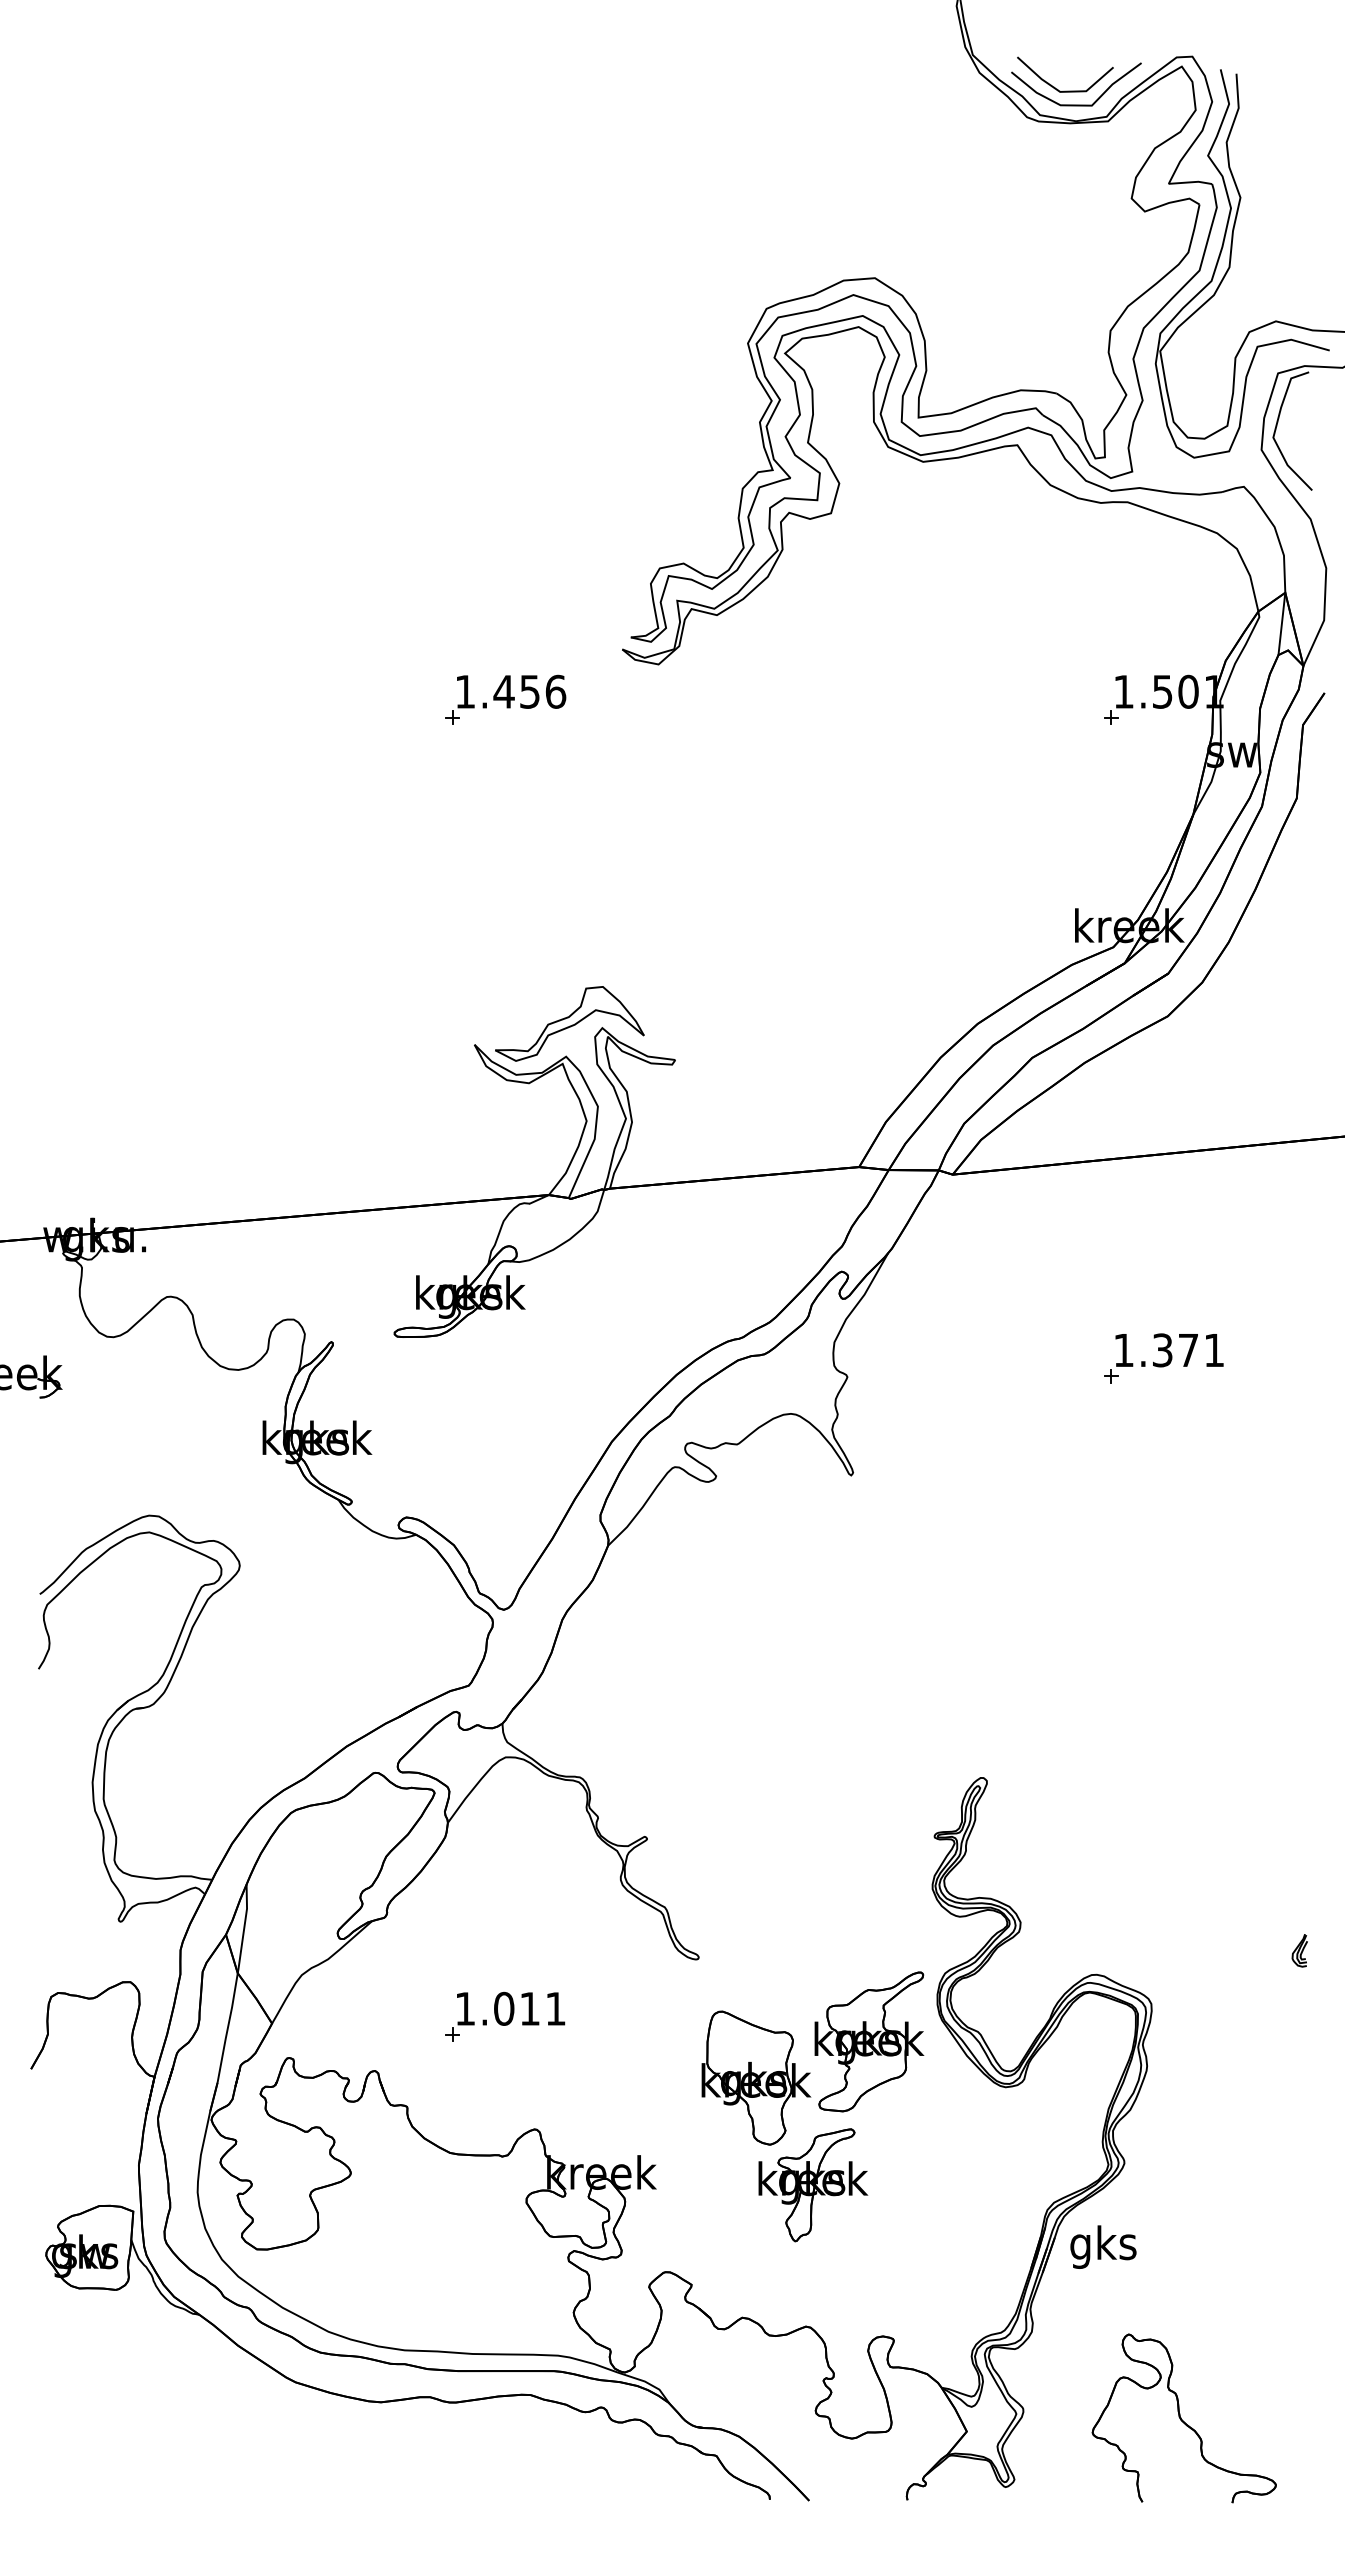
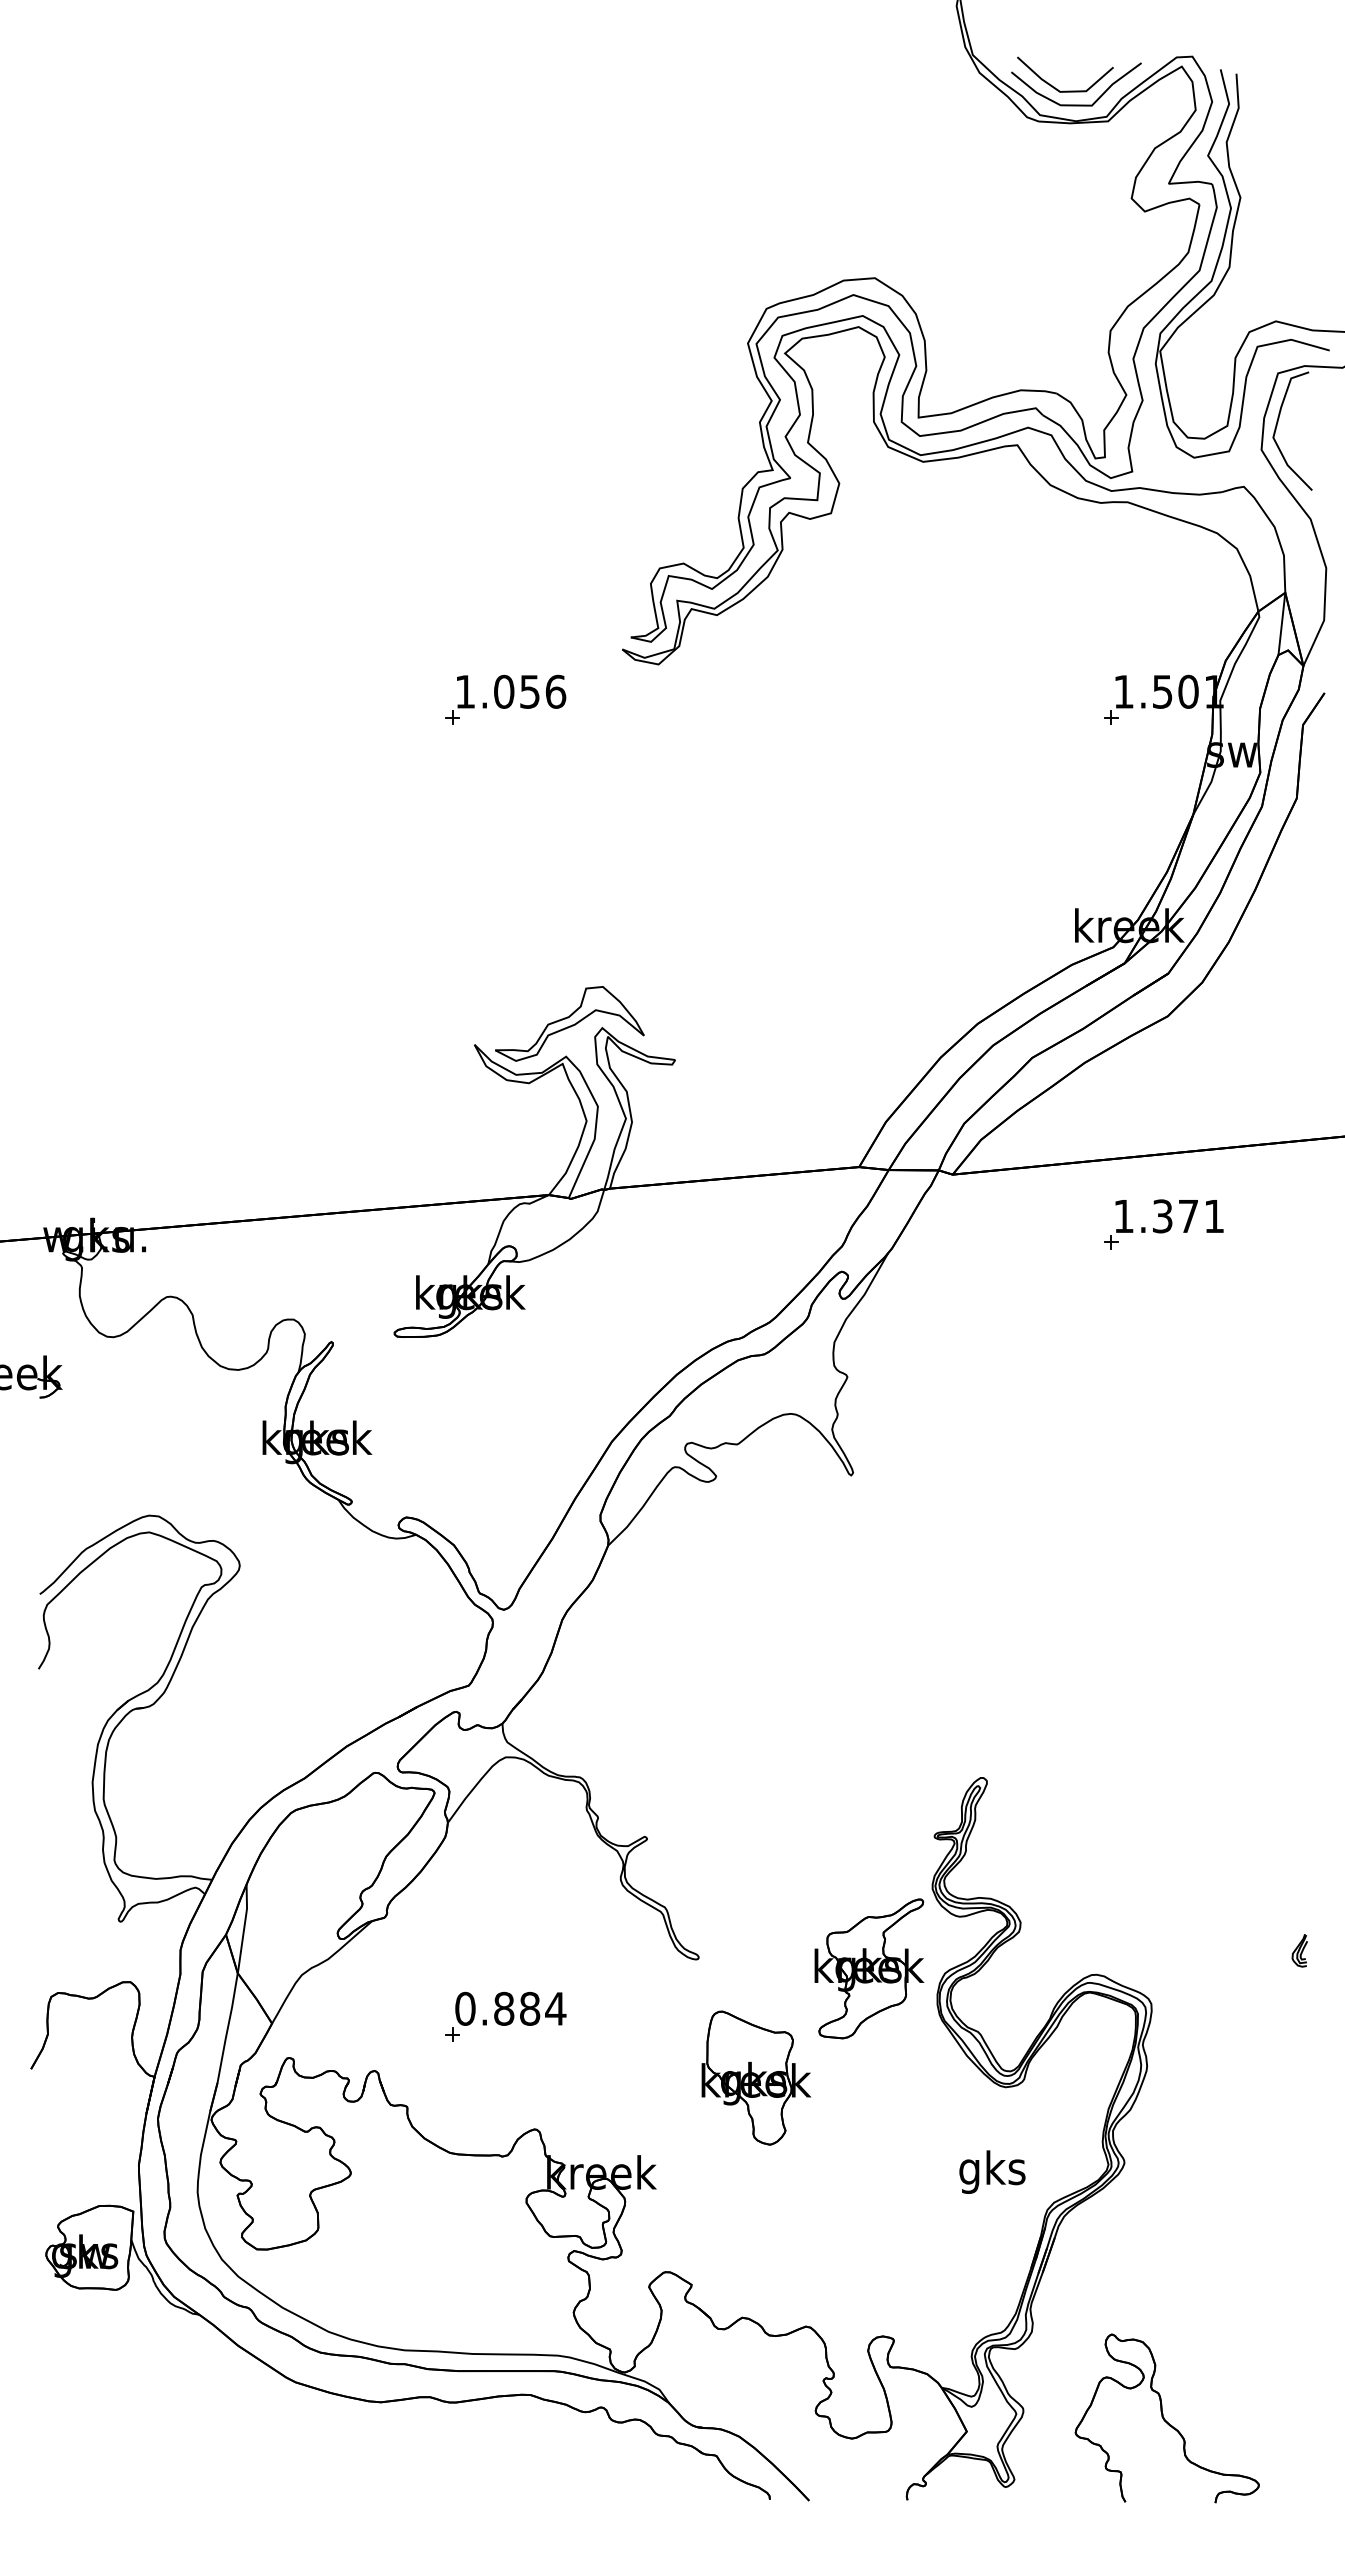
text: 1.456 -> 1.056 (503, 691)
part position: (1163, 1358) -> (1163, 1224) (1163, 1224)
text: 1.011 -> 0.884 (510, 2008)
part position: (869, 2041) -> (869, 1968) (869, 1968)
part: present -> none (813, 2185)
text position: (1103, 2246) -> (992, 2171) (992, 2171)
part position: (1183, 2418) -> (1166, 2418) (1166, 2418)
